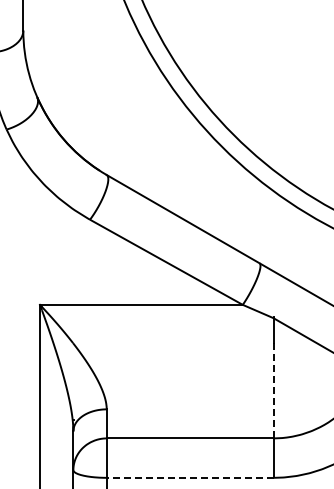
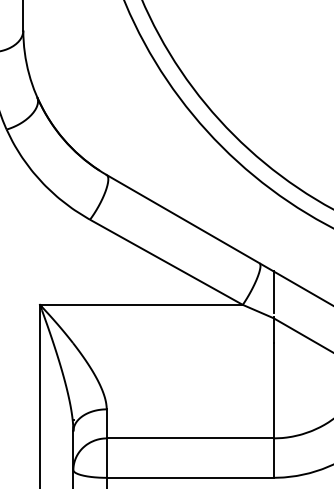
line: none -> present (273, 292)
line: dashed -> solid (273, 390)
line: dashed -> solid (189, 477)
